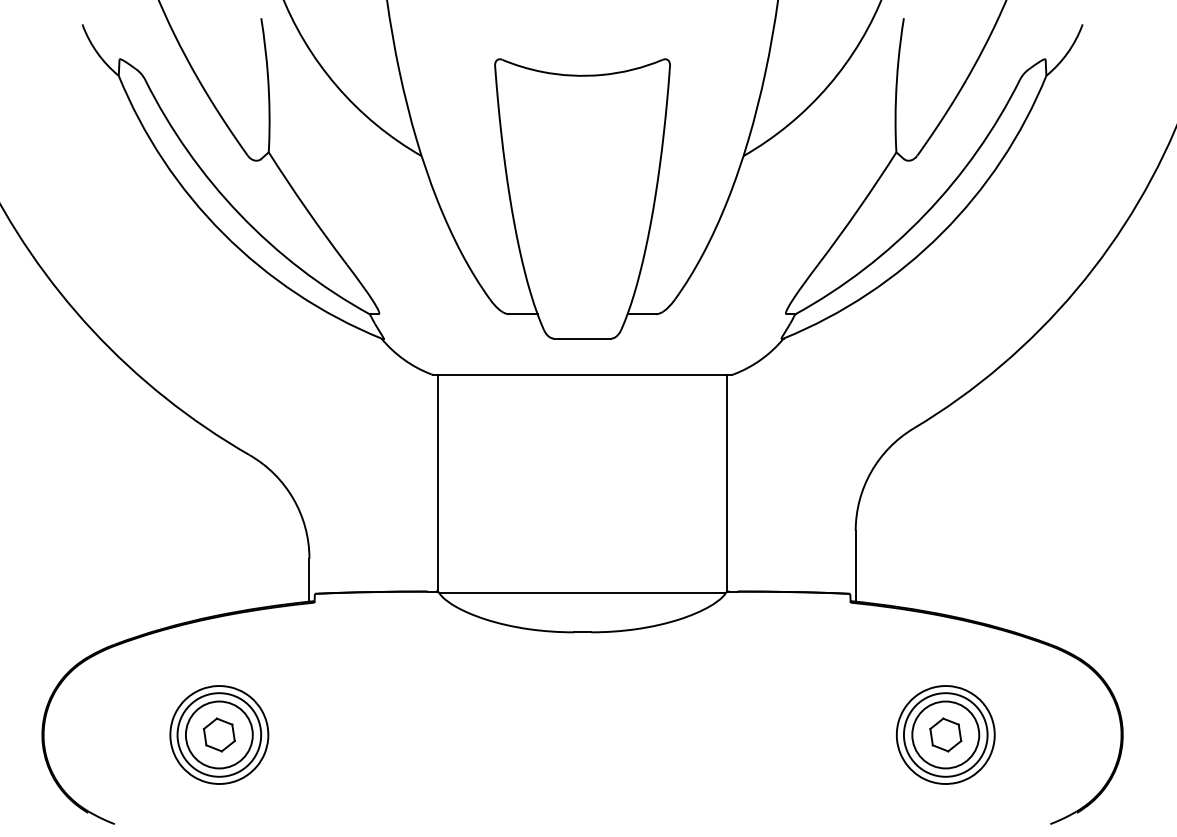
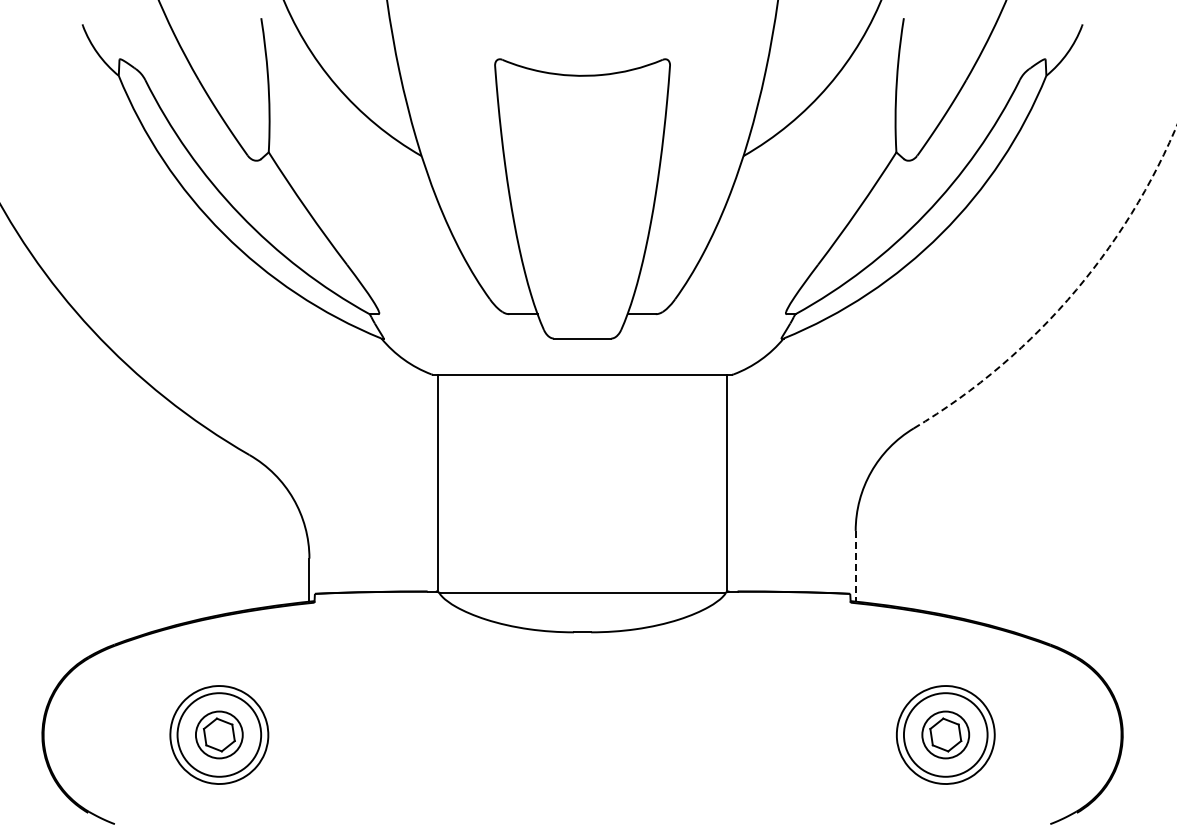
arc: solid -> dashed (1069, 297)
line: solid -> dashed (855, 566)
circle diameter: 67 px -> 47 px (218, 734)
circle diameter: 67 px -> 47 px (945, 734)
